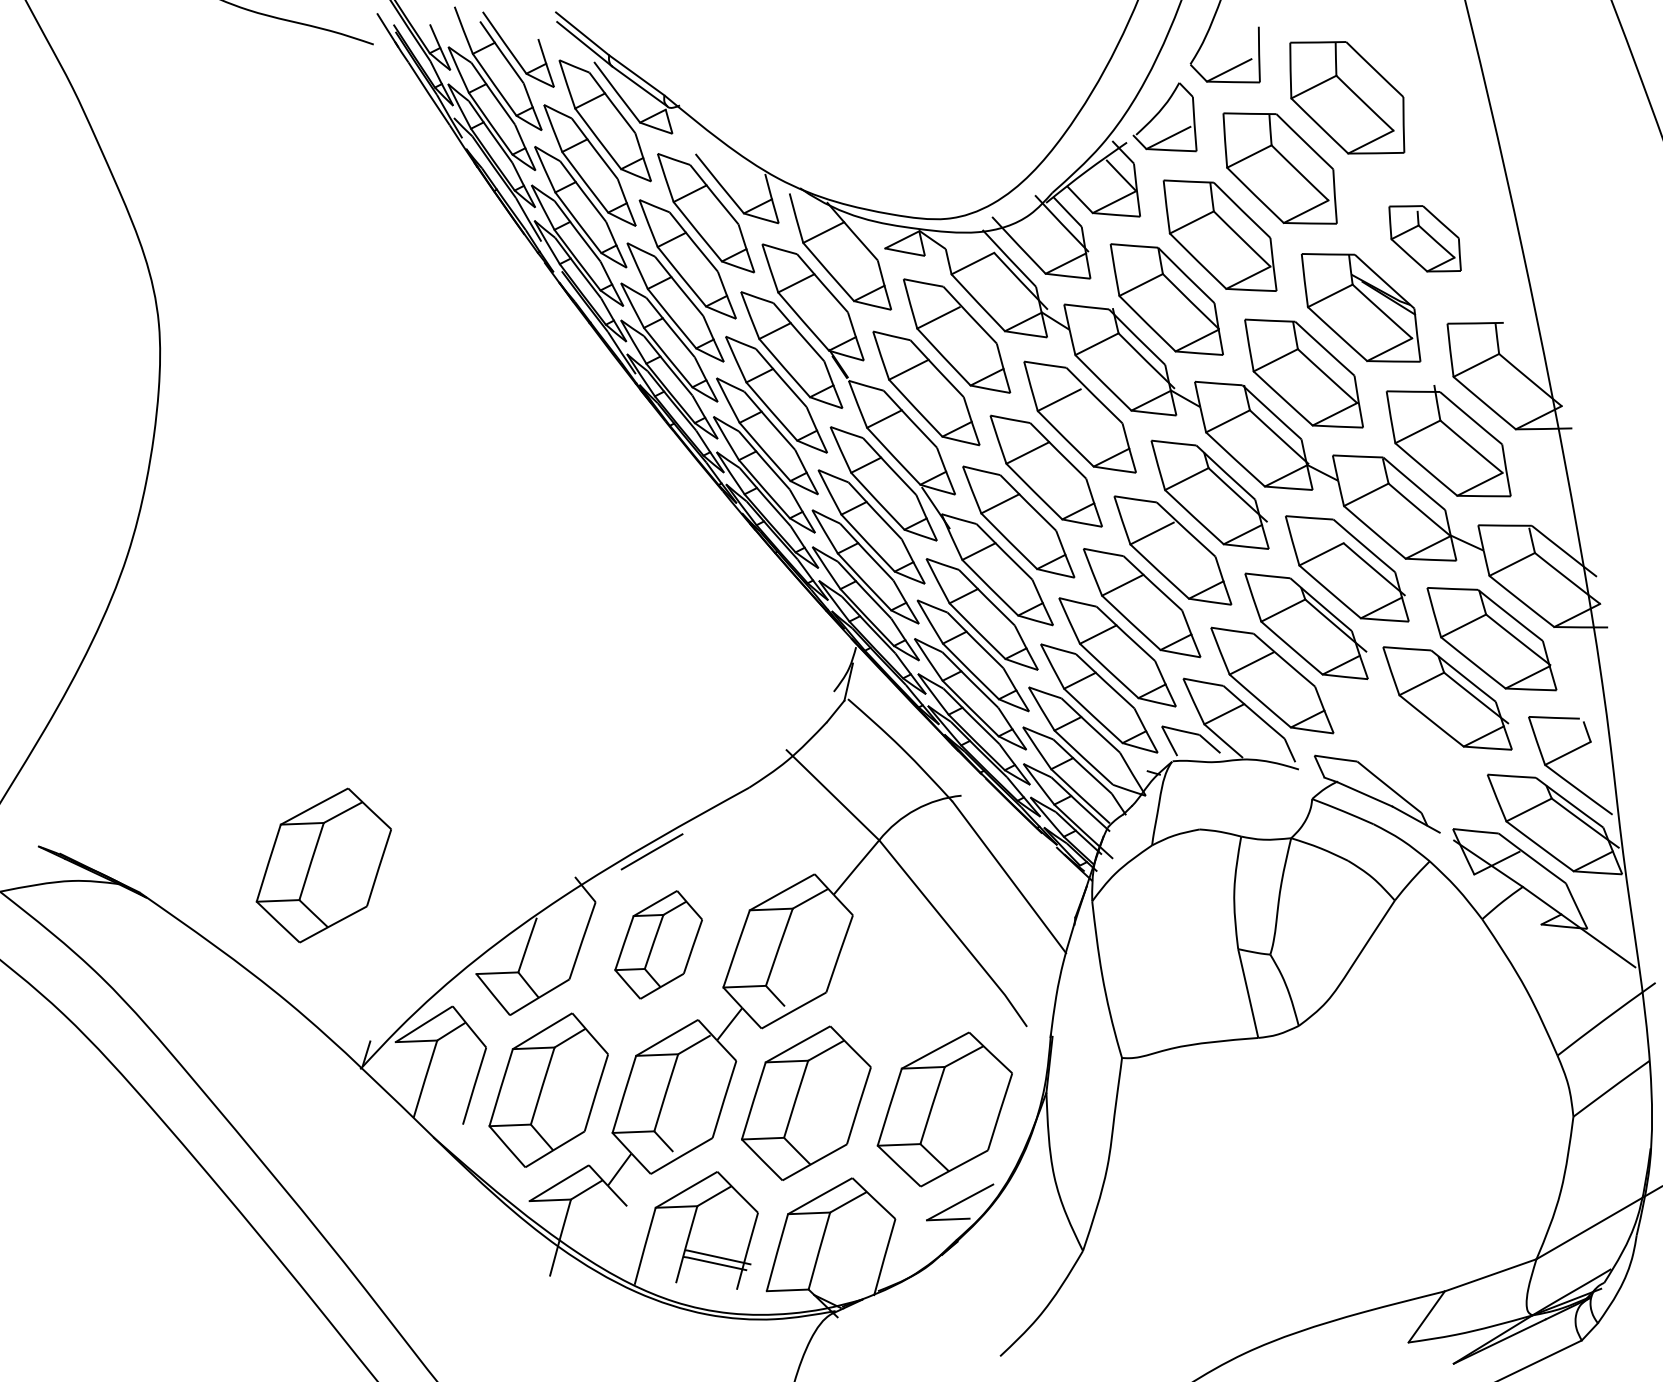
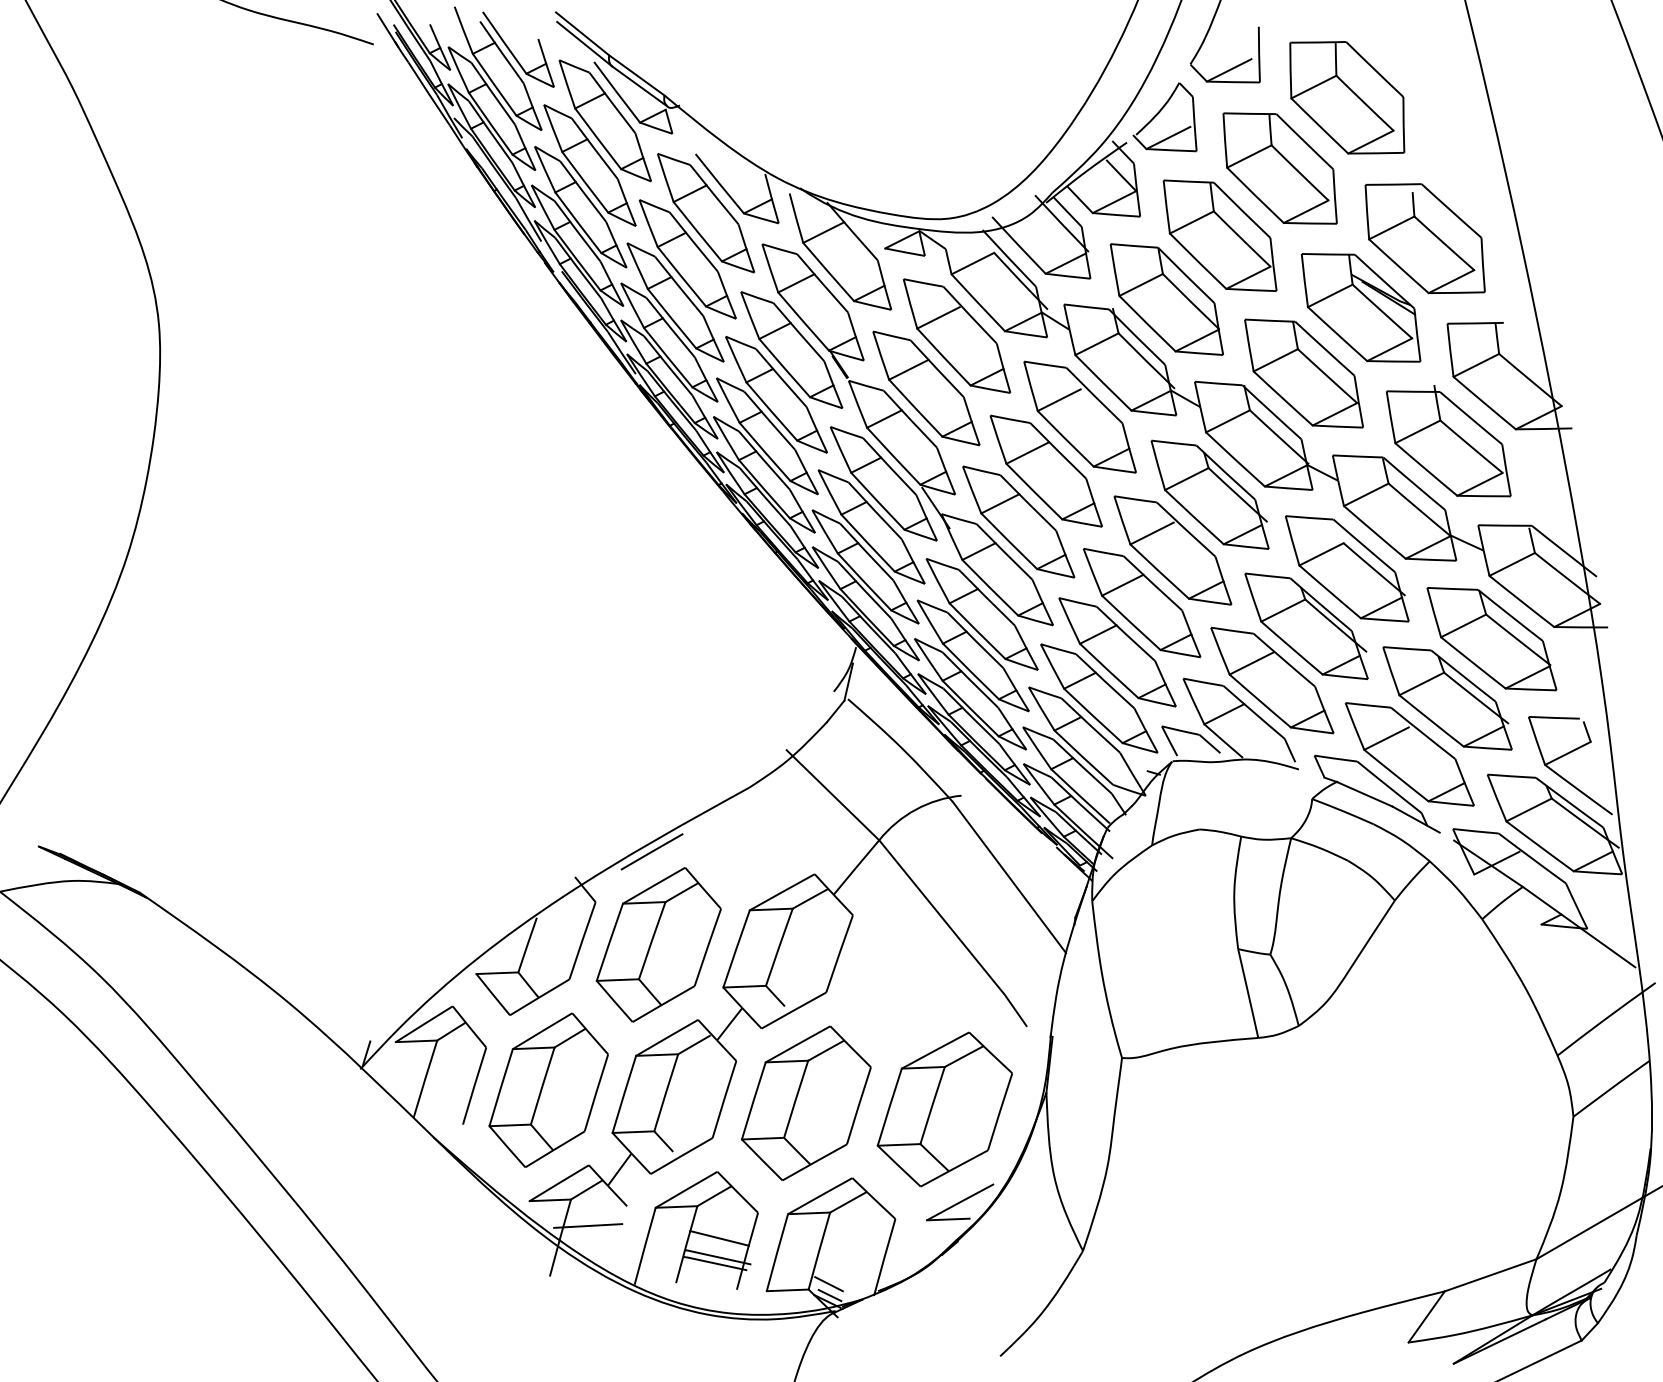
part size: 74x68 px -> 122x112 px (1424, 238)
part: none -> present (1409, 754)
part: present -> none (323, 865)
part size: 89x110 px -> 127x156 px (658, 944)
line: none -> present (588, 1225)
line: none -> present (719, 1238)
line: none -> present (828, 1284)
line: none -> present (829, 1295)
